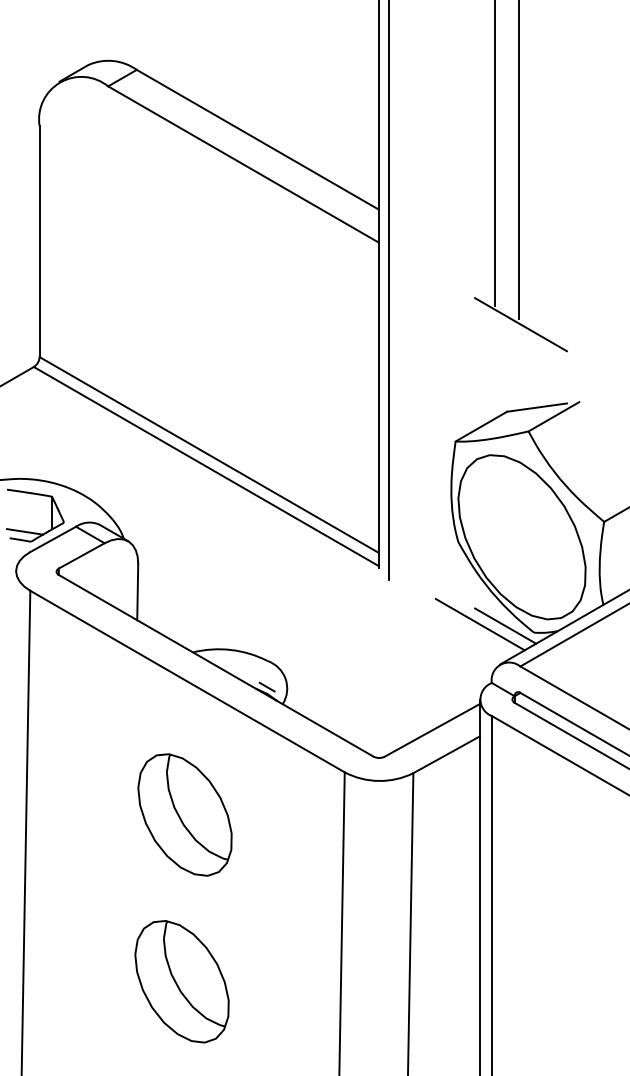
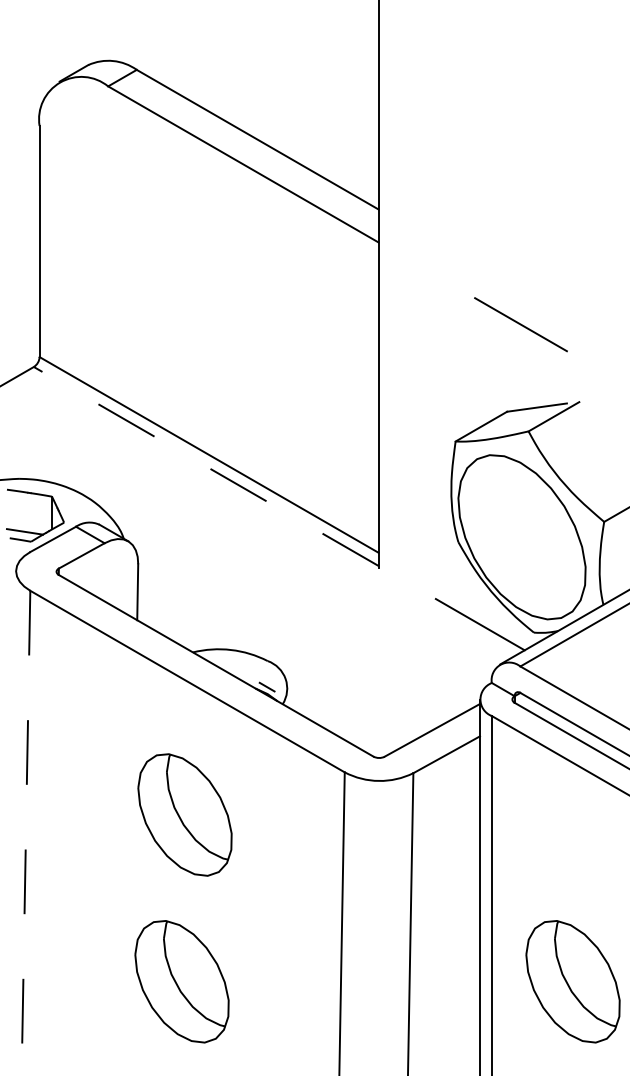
line: present -> none (494, 154)
line: present -> none (518, 160)
line: present -> none (388, 290)
line: solid -> dashed (205, 466)
line: present -> none (505, 625)
line: solid -> dashed (25, 833)
part: none -> present (572, 981)
